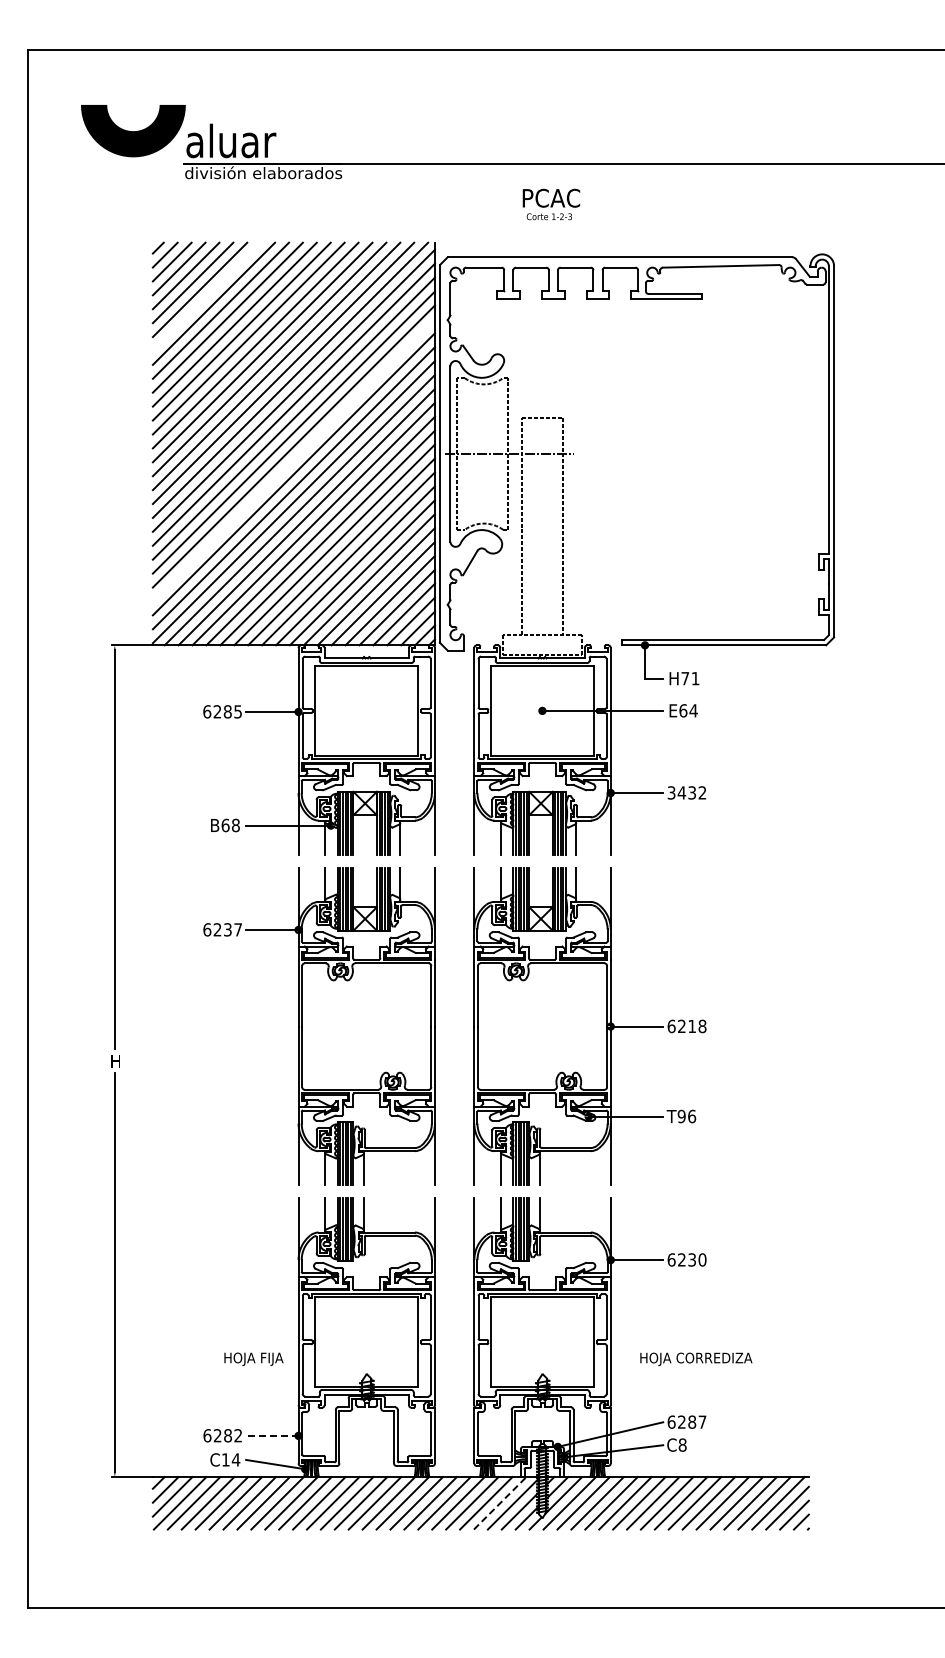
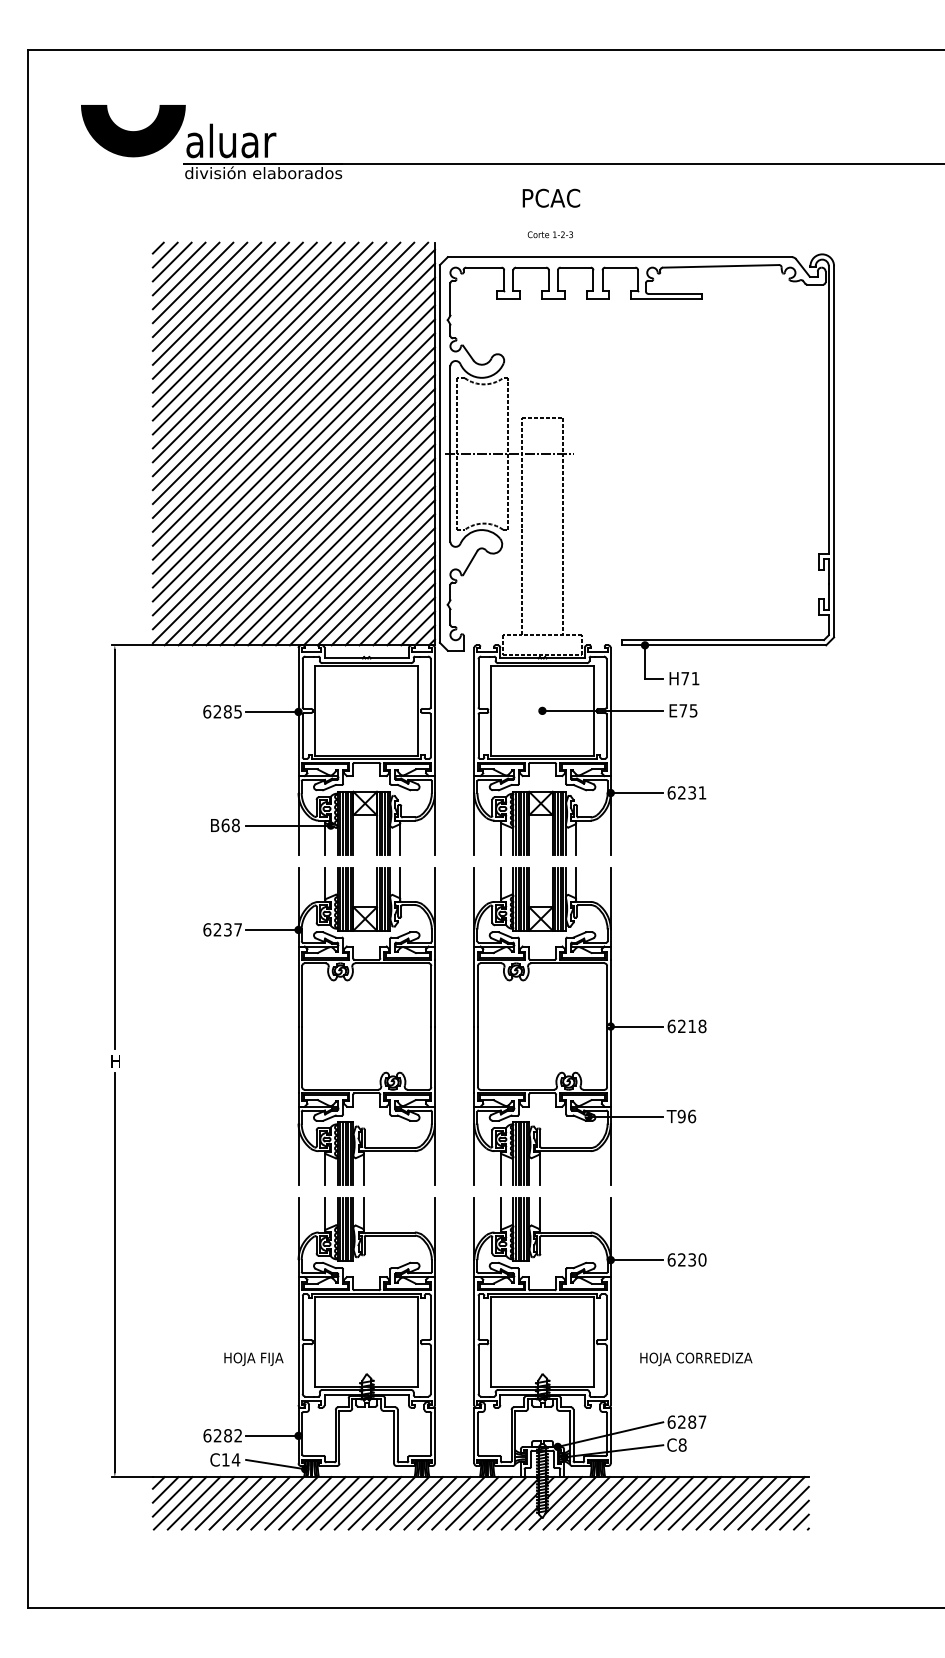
text position: (548, 216) -> (549, 234) (549, 234)
line: none -> present (206, 296)
line: none -> present (293, 460)
text: E64 -> E75 (688, 710)
text: 3432 -> 6231 (686, 792)
line: dashed -> solid (271, 1435)
line: dashed -> solid (500, 1502)
